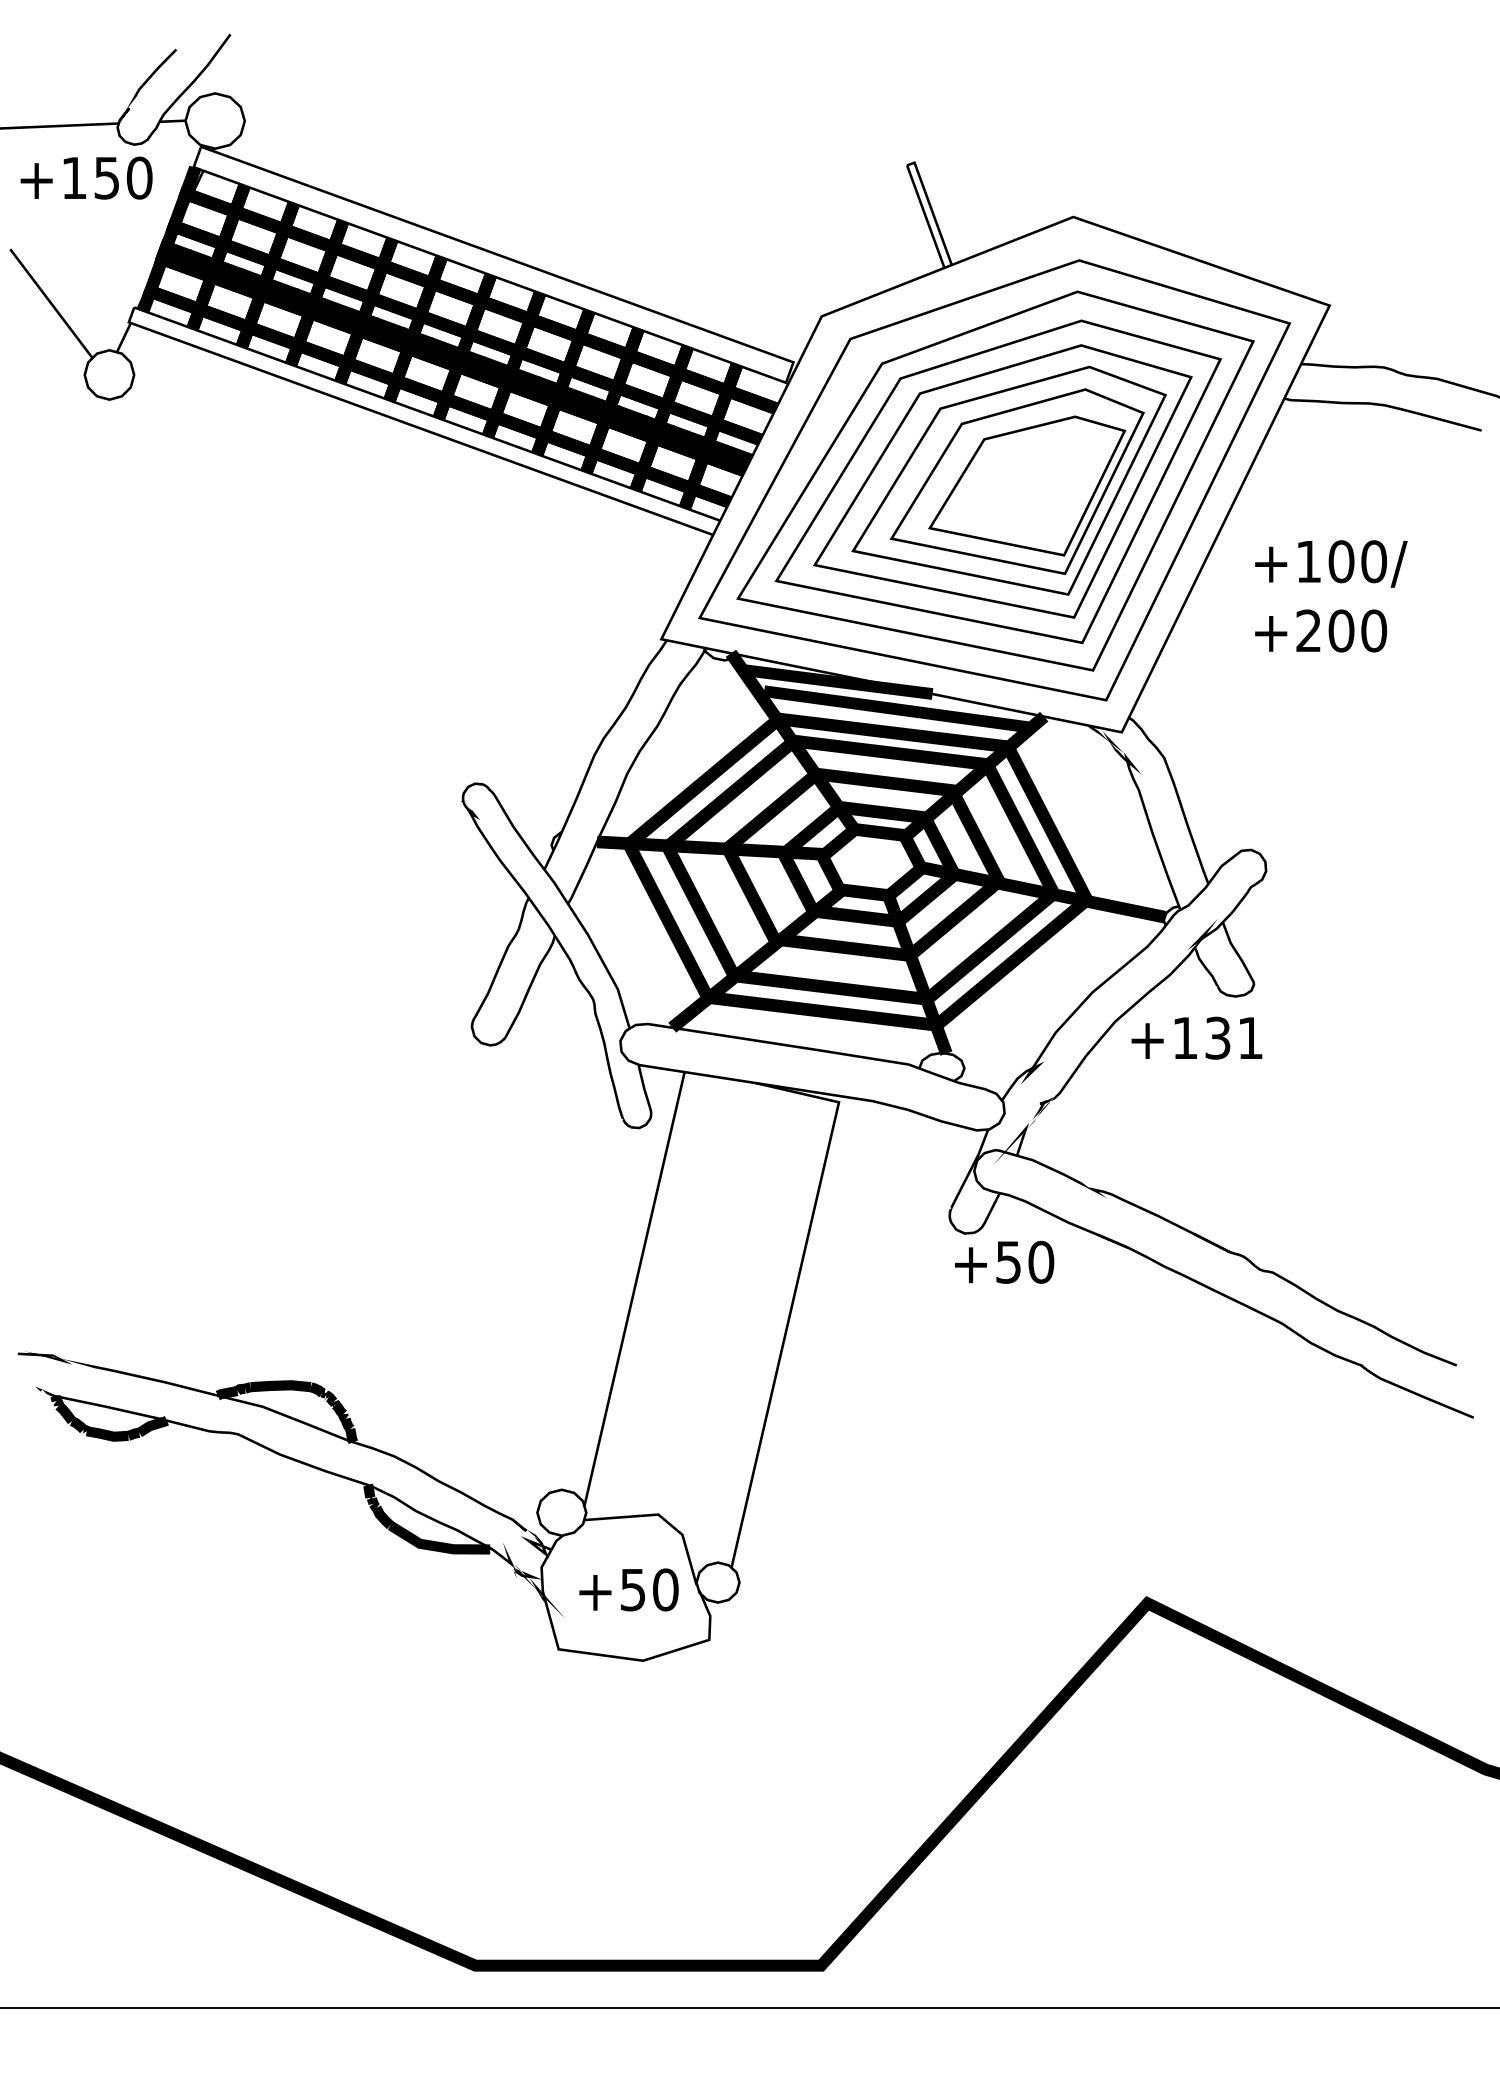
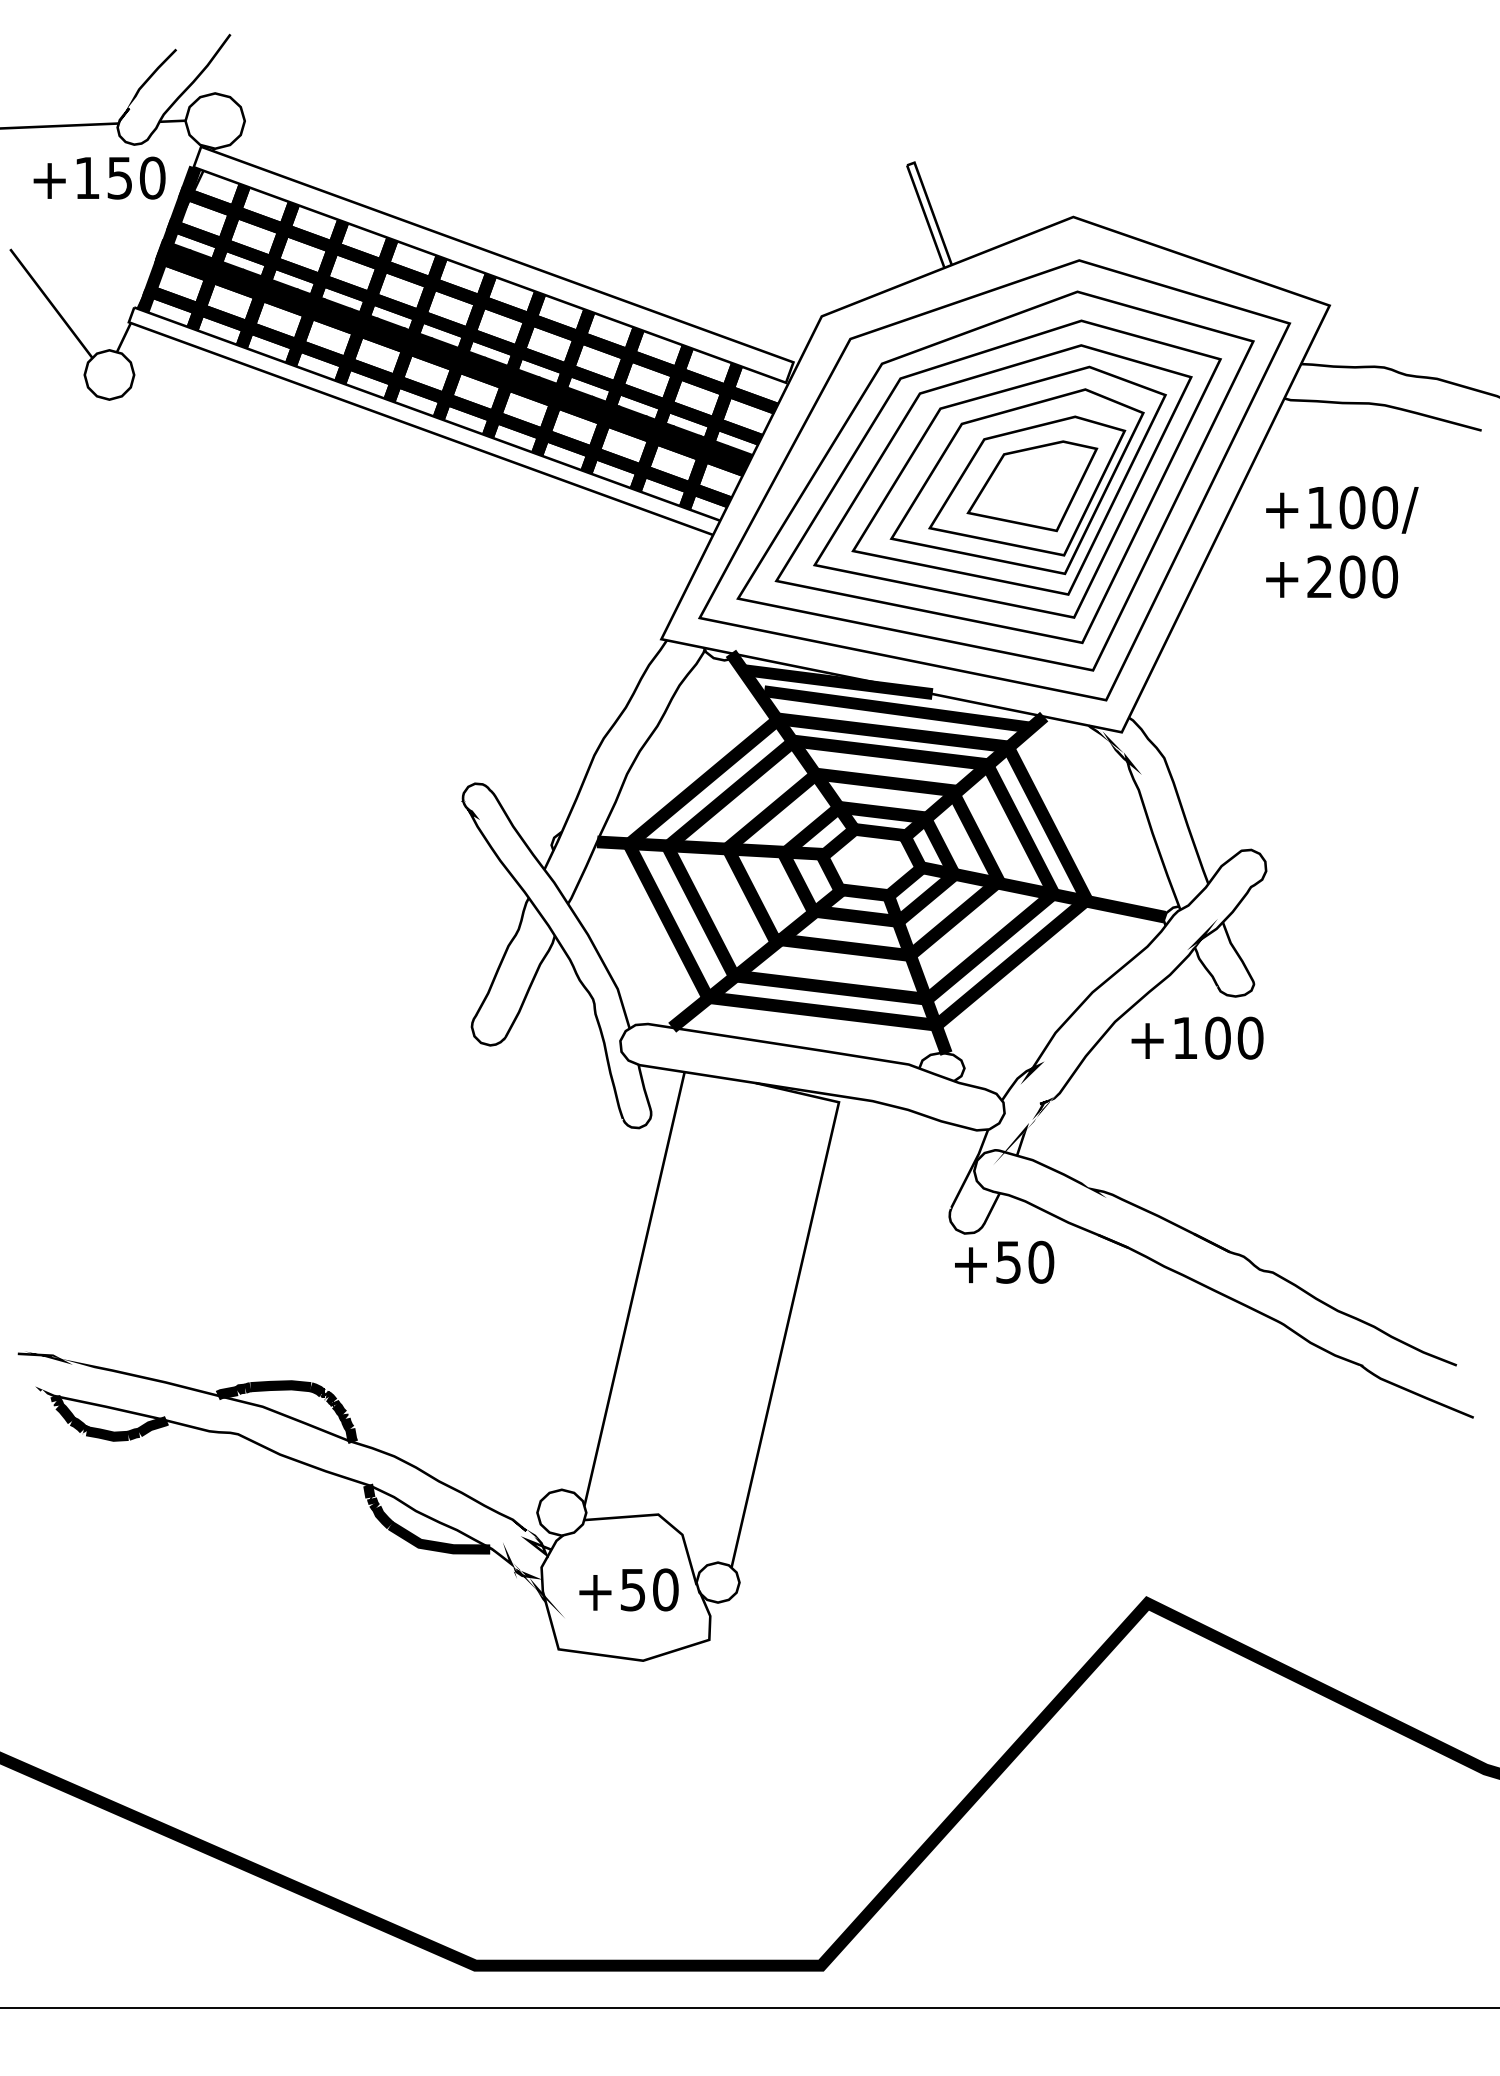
text position: (86, 177) -> (99, 177) (99, 177)
part: none -> present (1032, 486)
text position: (1331, 596) -> (1342, 542) (1342, 542)
text: +131 -> +100 (1234, 1037)
